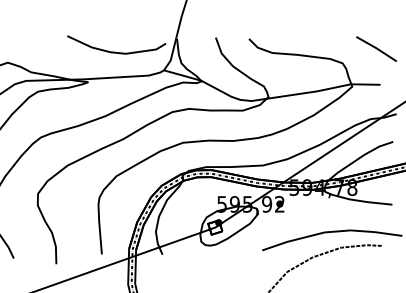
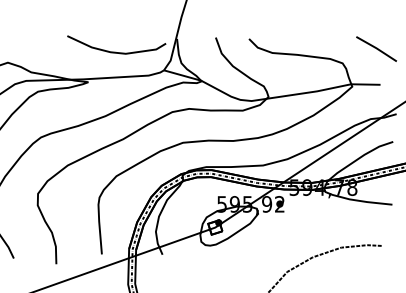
curve: present -> none (332, 232)
